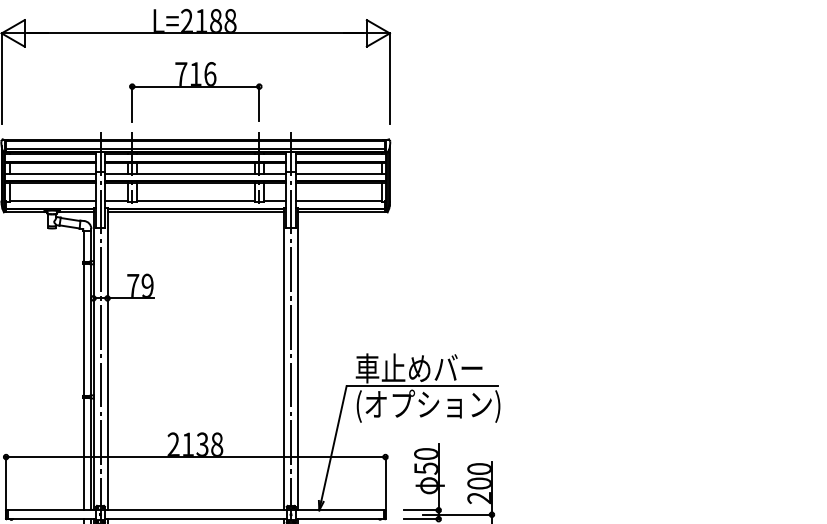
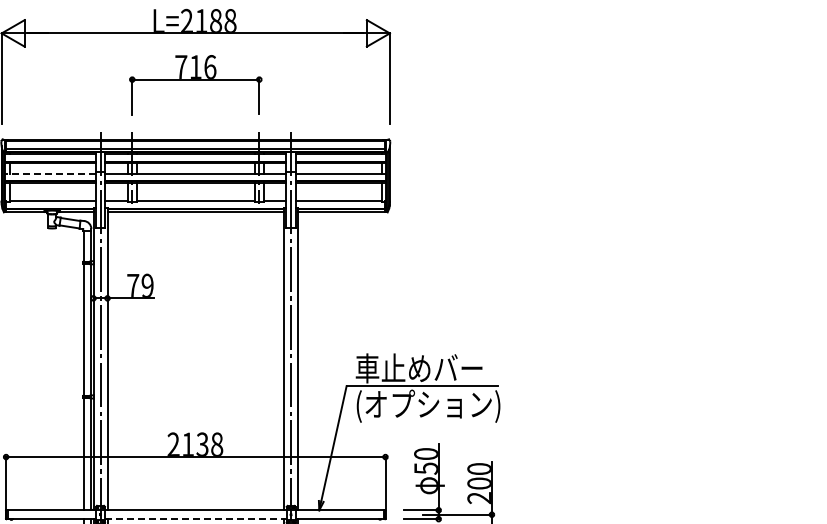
part position: (195, 92) -> (195, 85) (195, 85)
line: solid -> dashed (49, 173)
line: solid -> dashed (195, 519)
